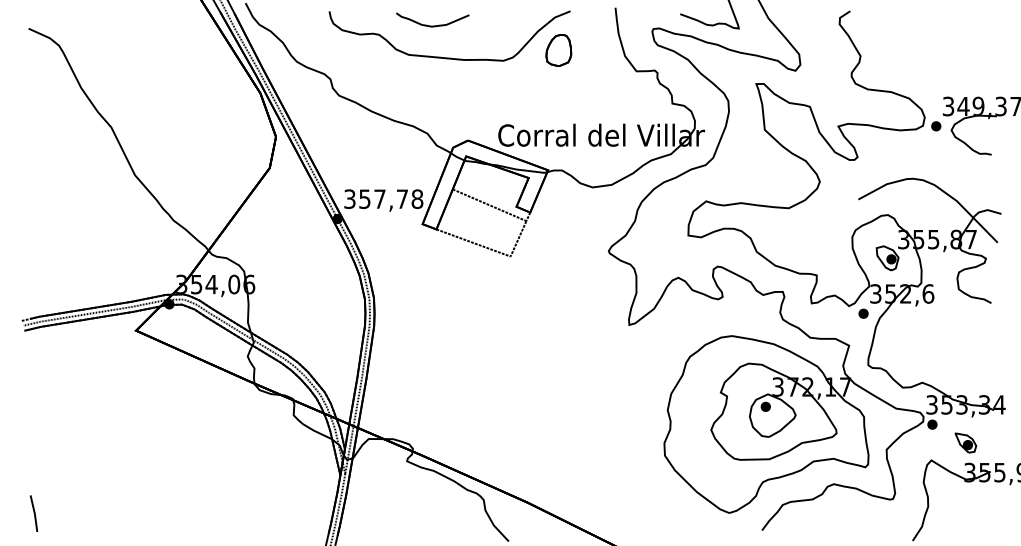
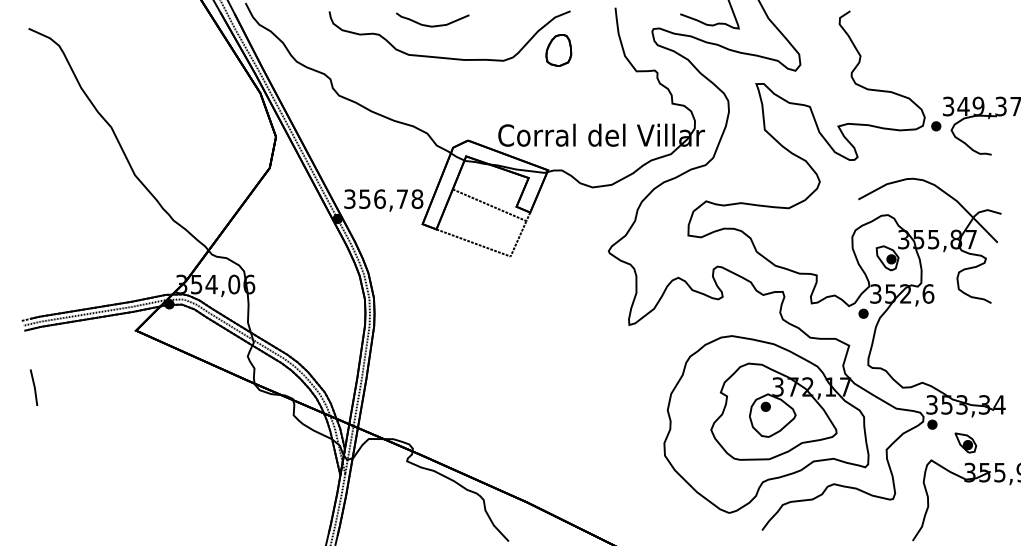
text: 357,78 -> 356,78 (379, 199)
line position: (33, 513) -> (33, 387) (33, 387)
